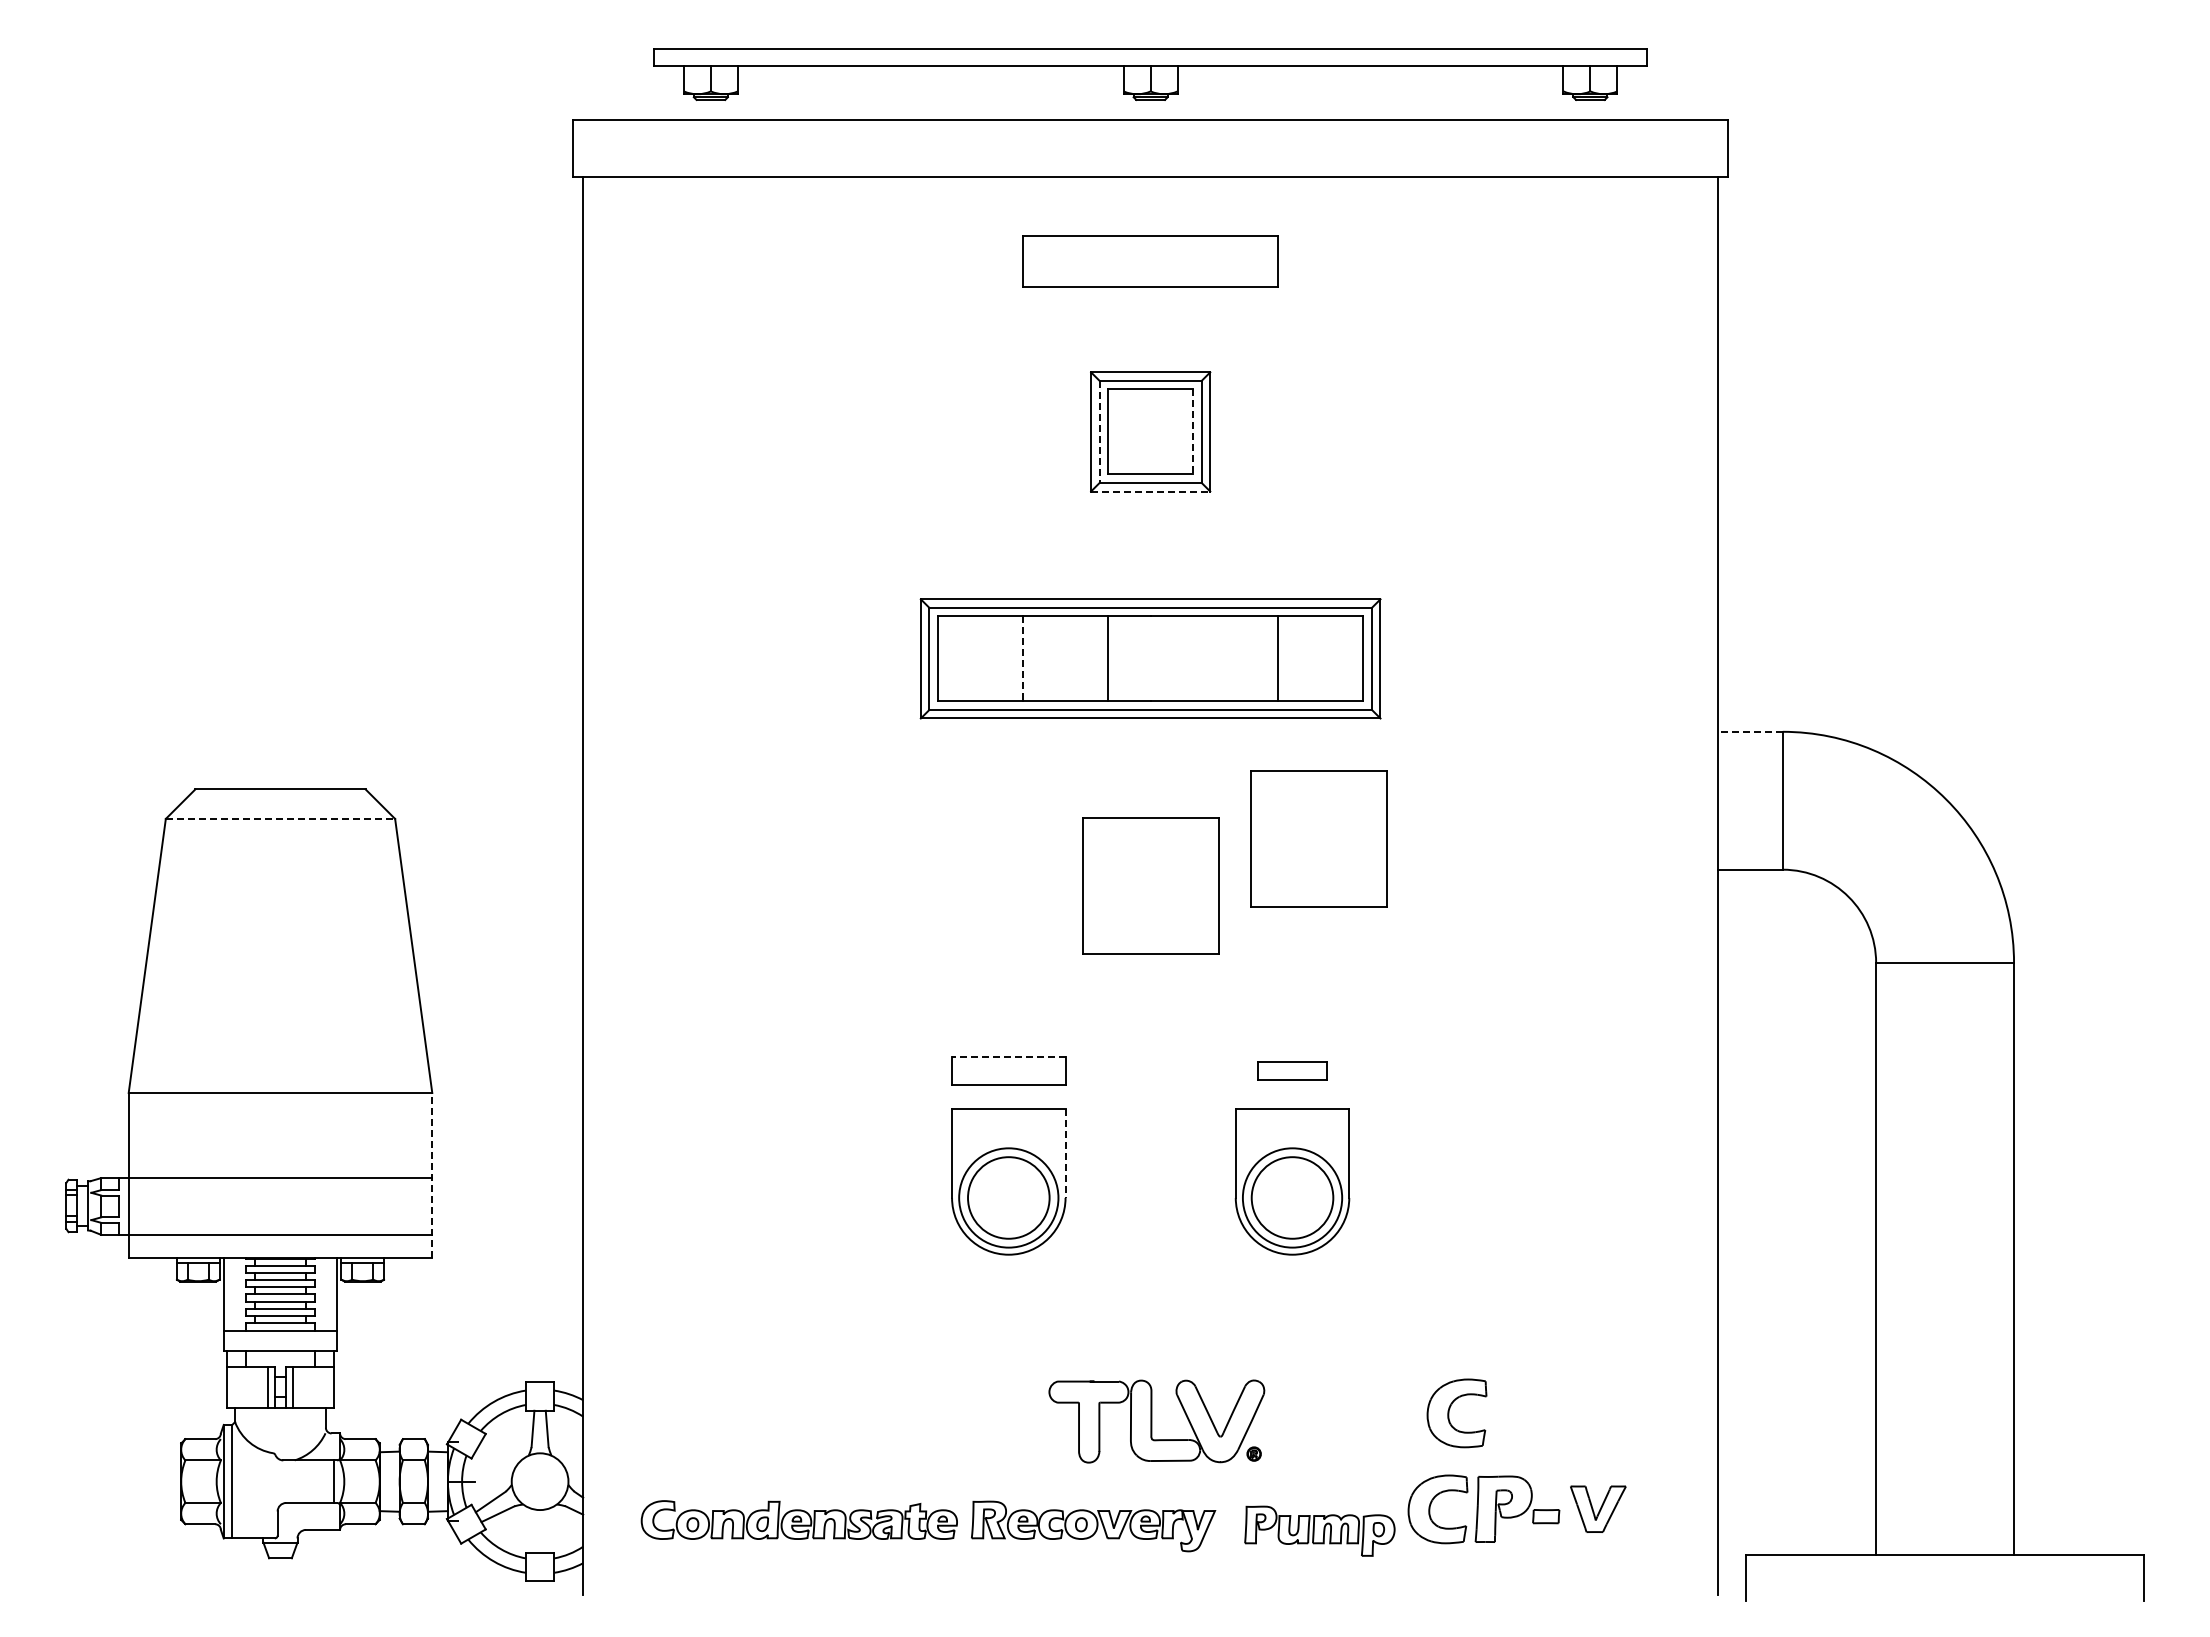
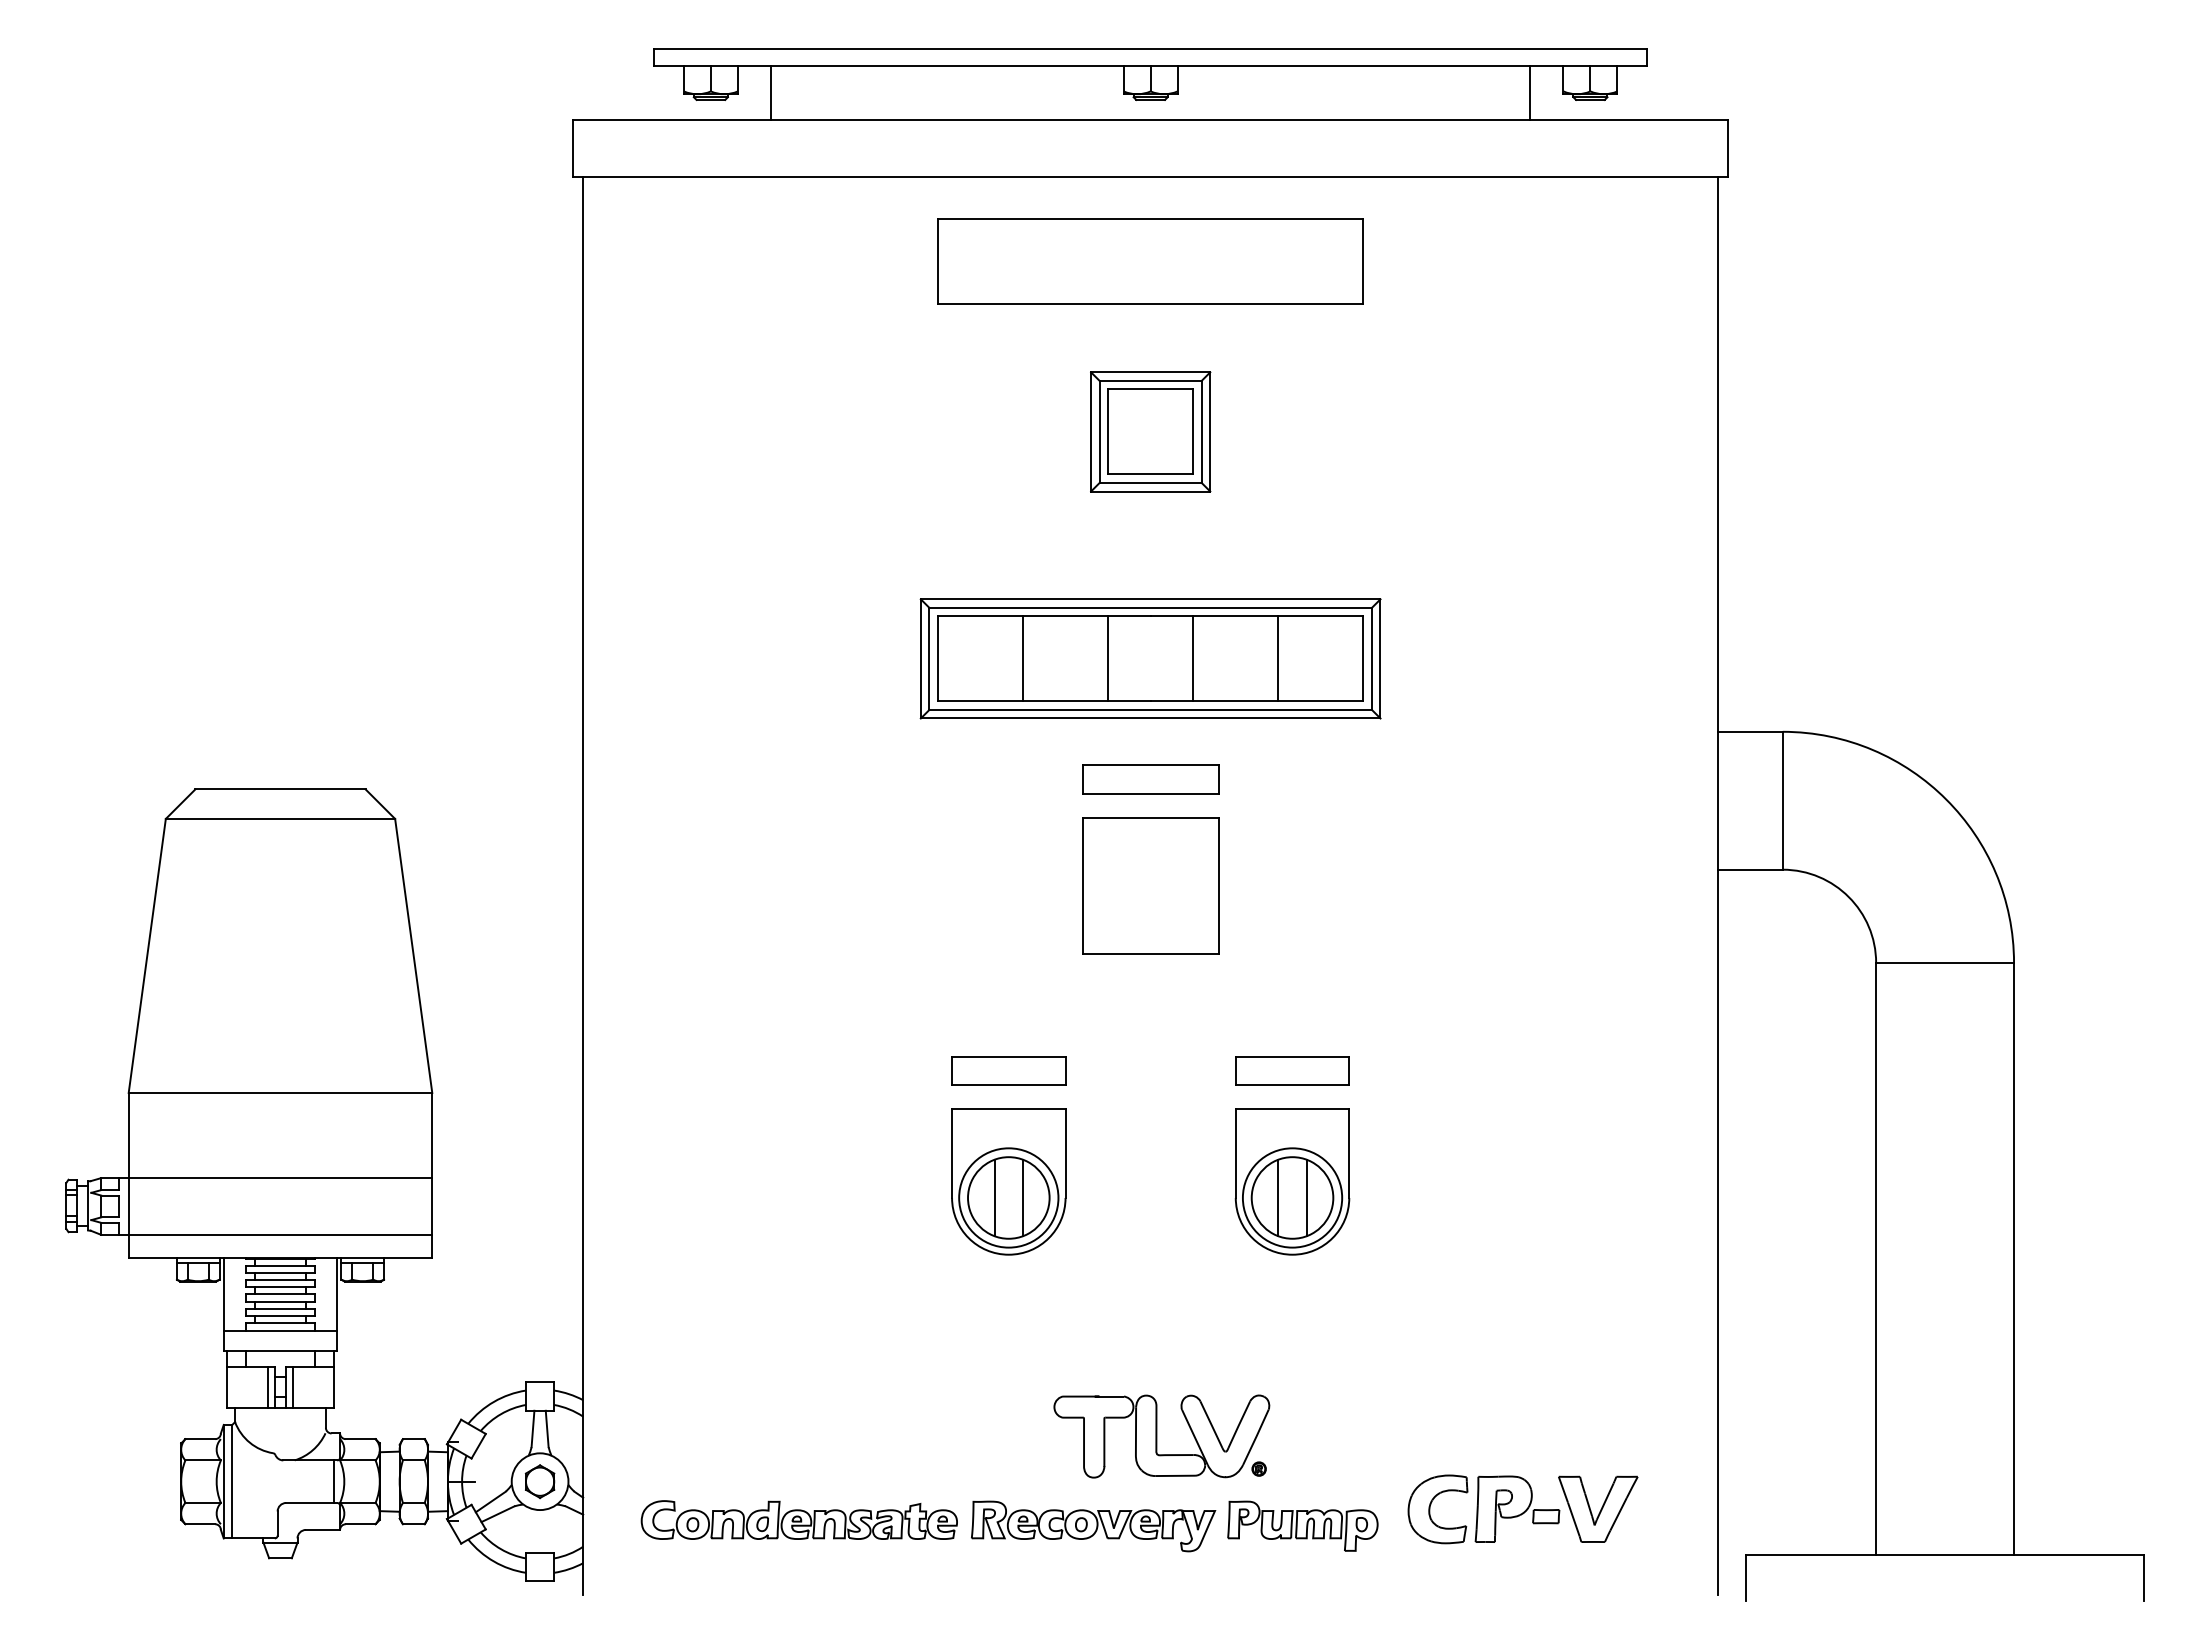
line: none -> present (771, 92)
line: none -> present (1530, 92)
part size: 257x53 px -> 427x87 px (1150, 261)
line: dashed -> solid (1193, 431)
line: dashed -> solid (1099, 432)
line: dashed -> solid (1150, 491)
line: dashed -> solid (1022, 658)
line: none -> present (1193, 658)
line: dashed -> solid (1749, 731)
part: none -> present (1150, 779)
line: dashed -> solid (280, 818)
part: present -> none (1318, 838)
line: dashed -> solid (1008, 1056)
part size: 71x20 px -> 115x30 px (1292, 1070)
line: dashed -> solid (1065, 1154)
line: dashed -> solid (432, 1174)
line: none -> present (994, 1197)
line: none -> present (1022, 1197)
line: none -> present (1278, 1197)
line: none -> present (1306, 1197)
part: present -> none (1449, 1413)
part position: (1156, 1421) -> (1161, 1436) (1161, 1436)
part: none -> present (539, 1481)
part size: 57x48 px -> 81x68 px (1598, 1508)
part position: (1319, 1530) -> (1302, 1525) (1302, 1525)
